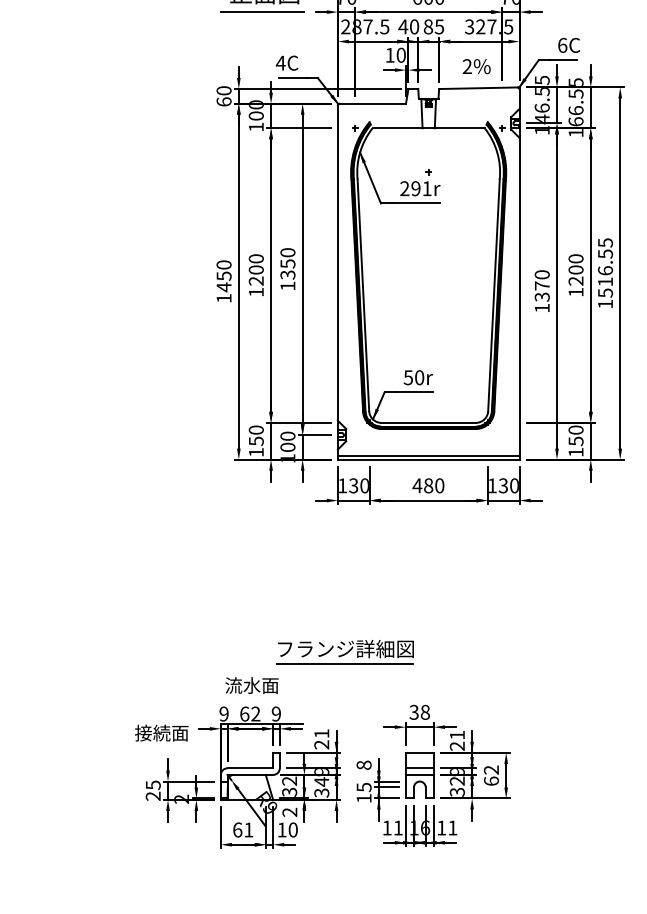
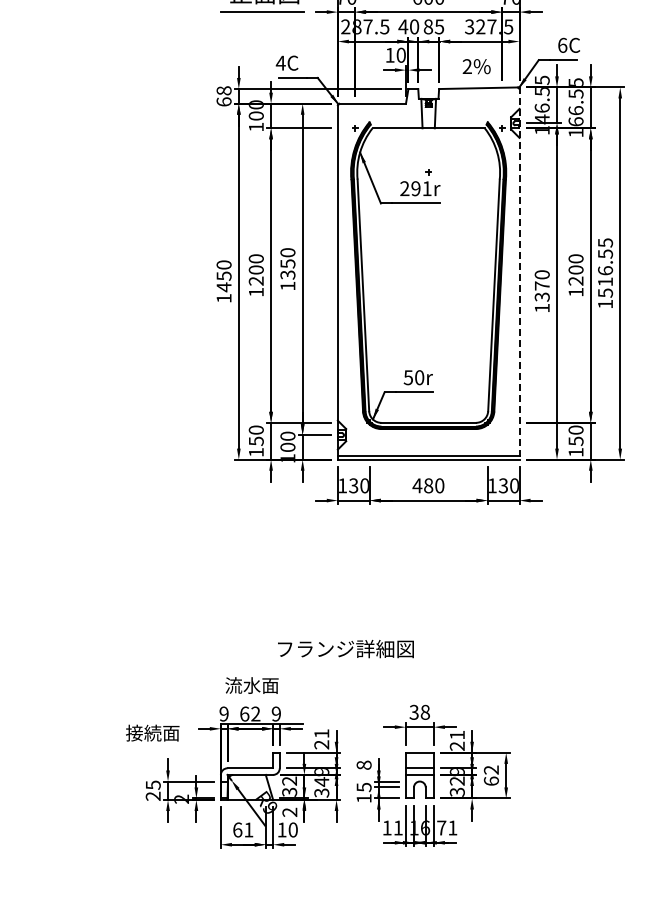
text: 60 -> 68 (224, 90)
line: solid -> dashed (519, 274)
line: present -> none (344, 663)
text position: (161, 732) -> (152, 732) (152, 732)
text: 11 -> 71 (441, 827)
